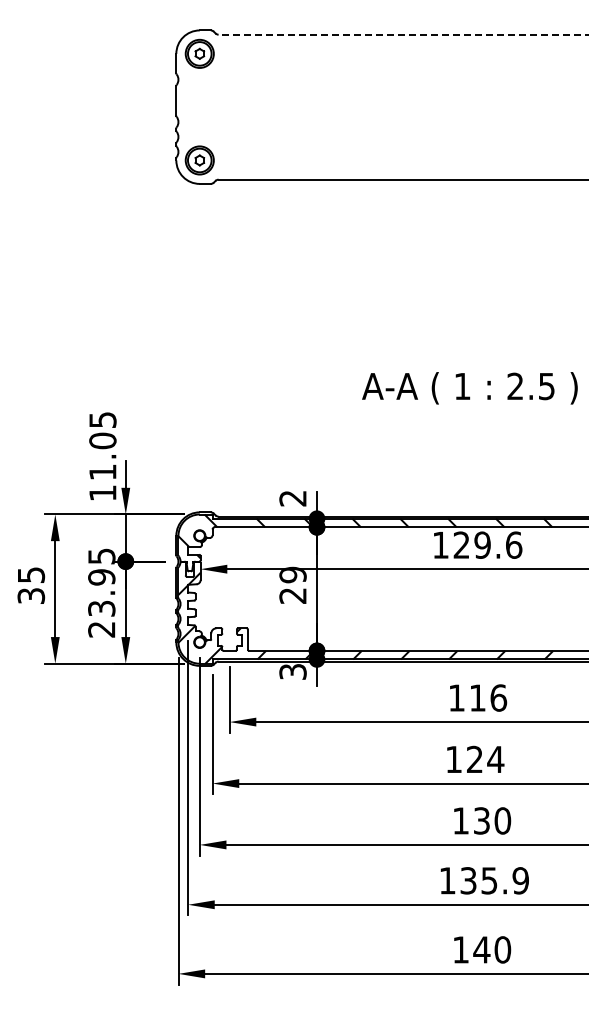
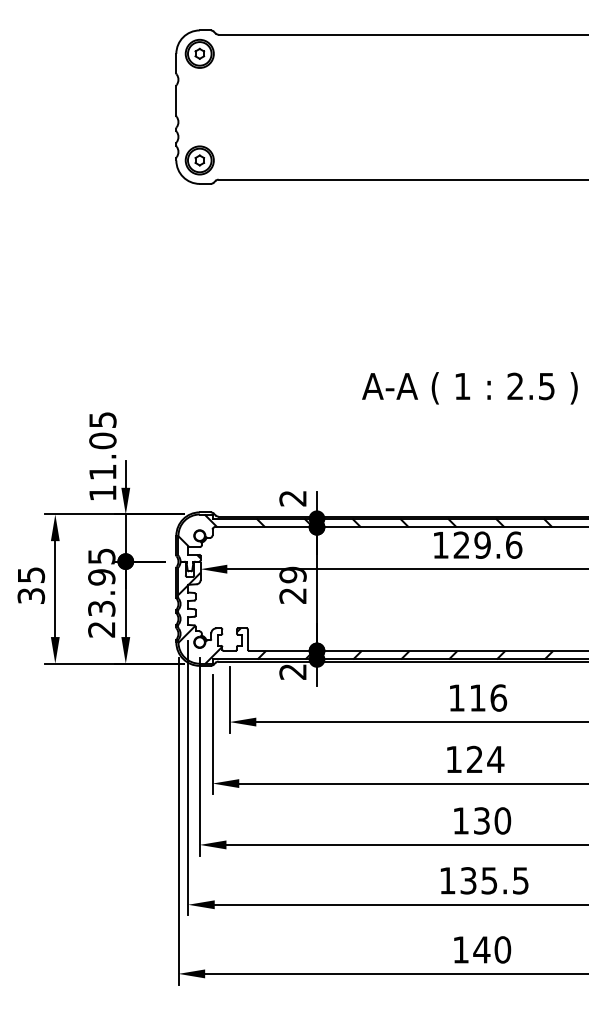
line: dashed -> solid (403, 34)
text: 3 -> 2 (292, 671)
text: 135.9 -> 135.5 (520, 880)
